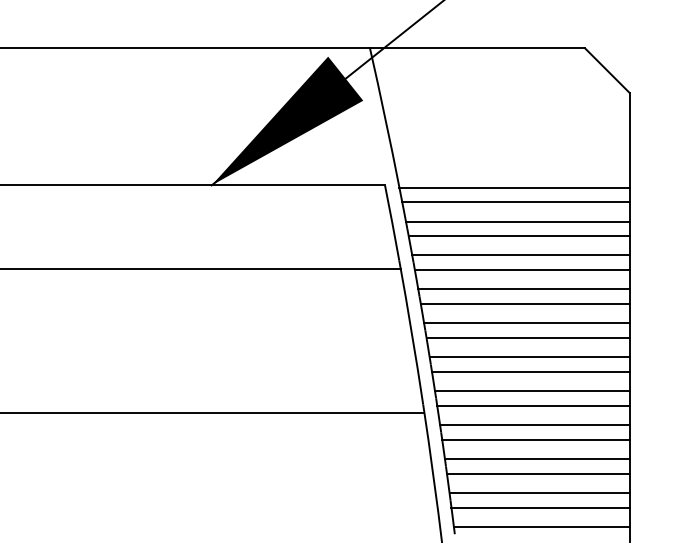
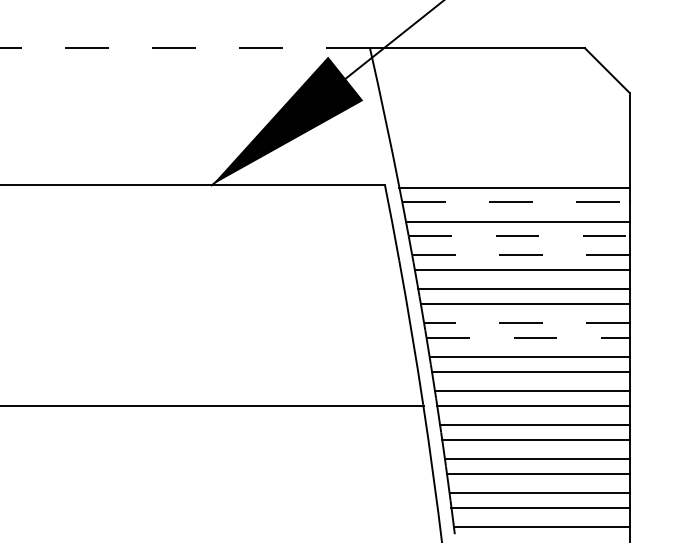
line: solid -> dashed (185, 48)
line: solid -> dashed (515, 202)
line: solid -> dashed (519, 236)
line: solid -> dashed (520, 255)
line: present -> none (201, 269)
line: solid -> dashed (526, 323)
line: solid -> dashed (528, 338)
line position: (213, 413) -> (213, 406) (213, 406)
